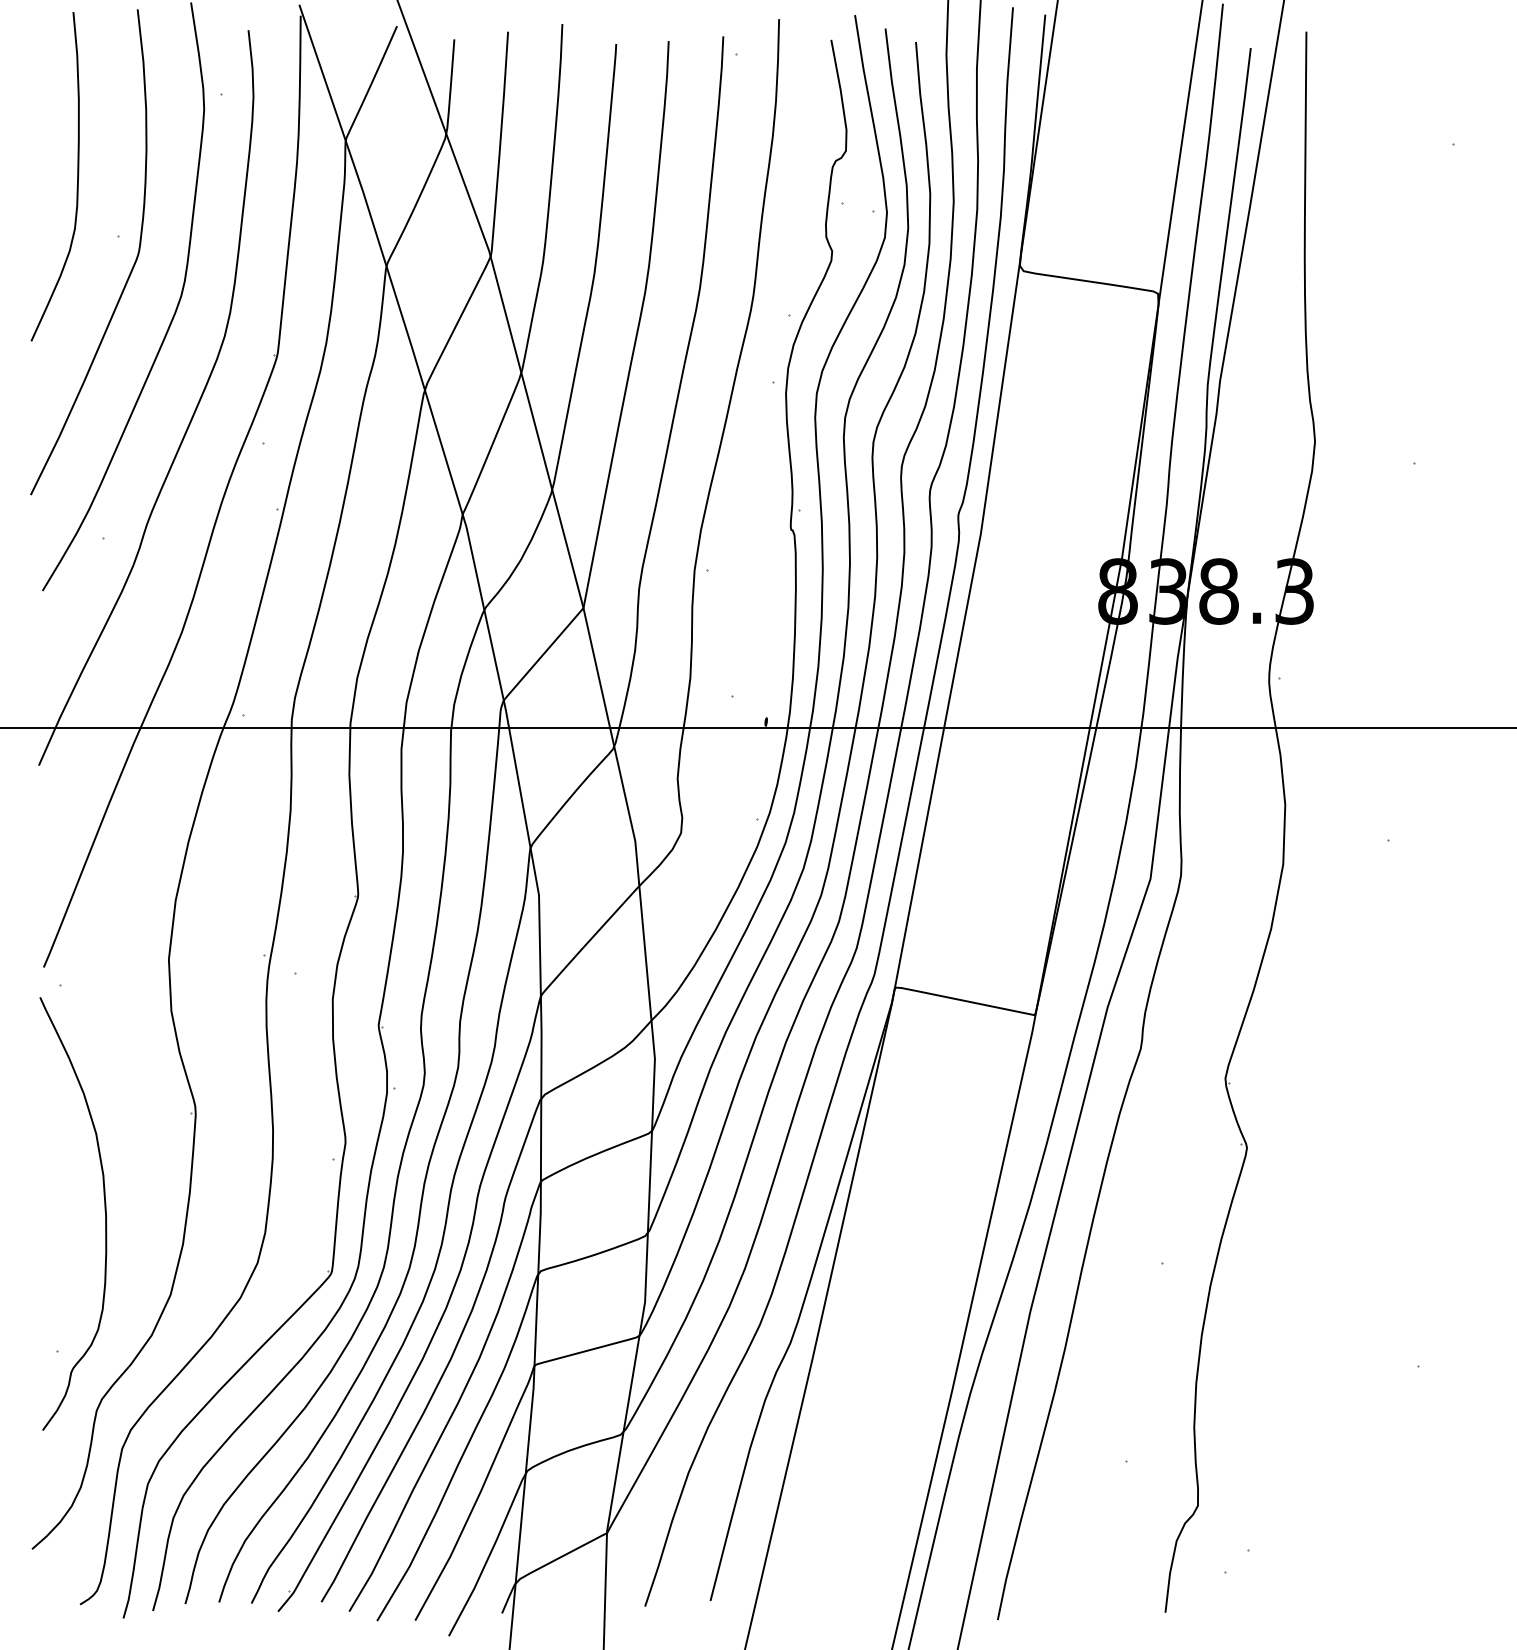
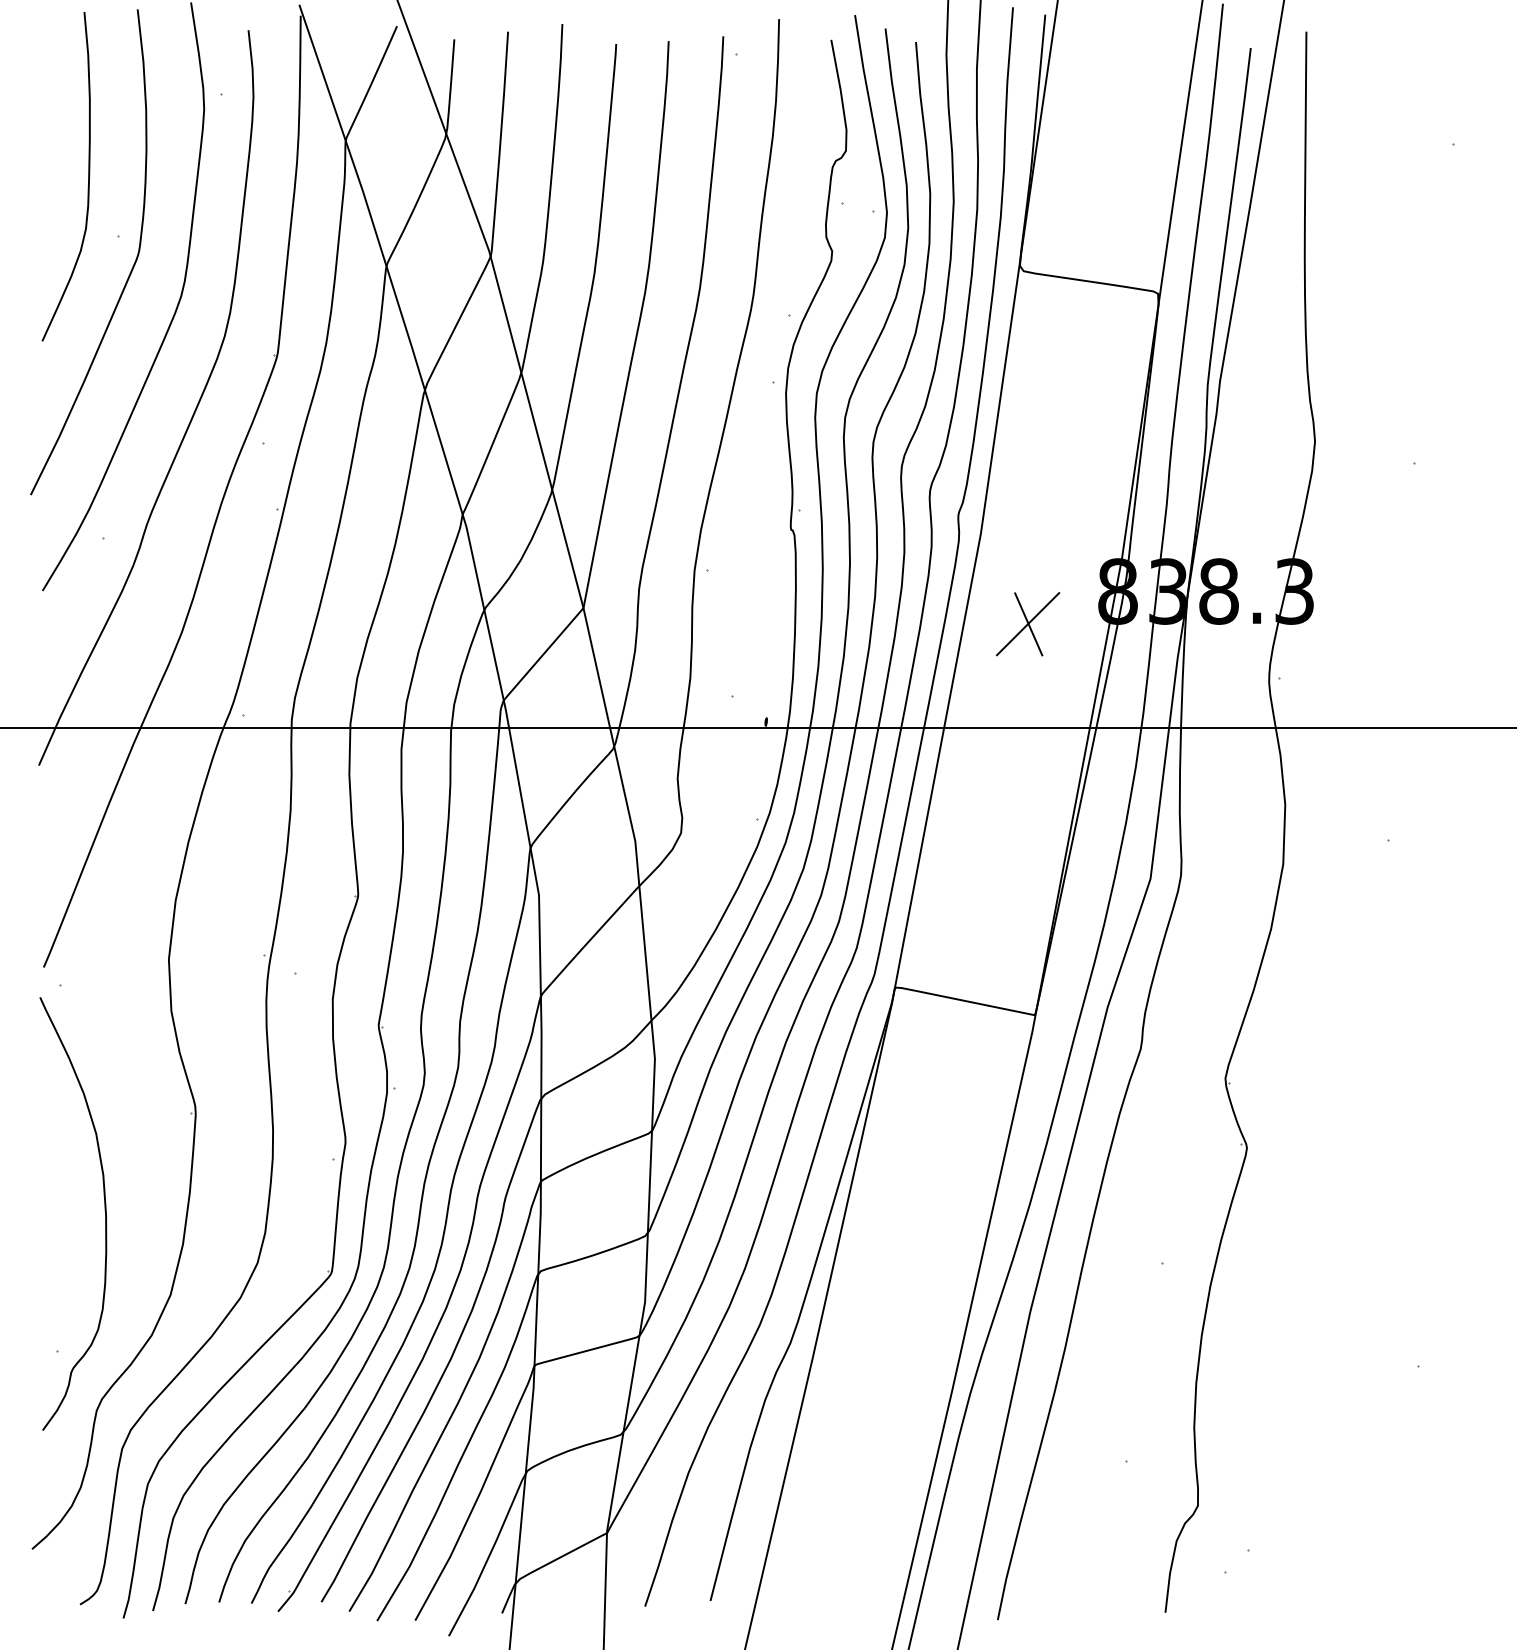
curve position: (77, 176) -> (88, 176) (88, 176)
part: none -> present (1028, 624)
